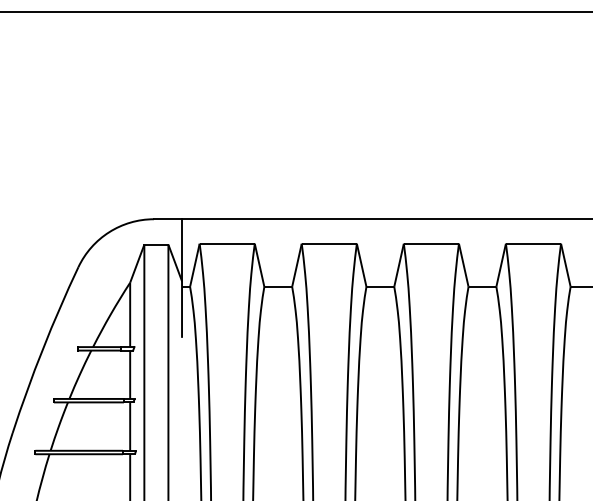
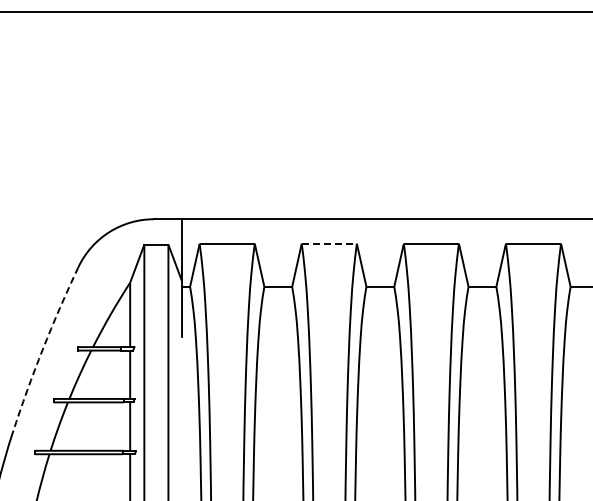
line: solid -> dashed (329, 243)
arc: solid -> dashed (42, 349)
